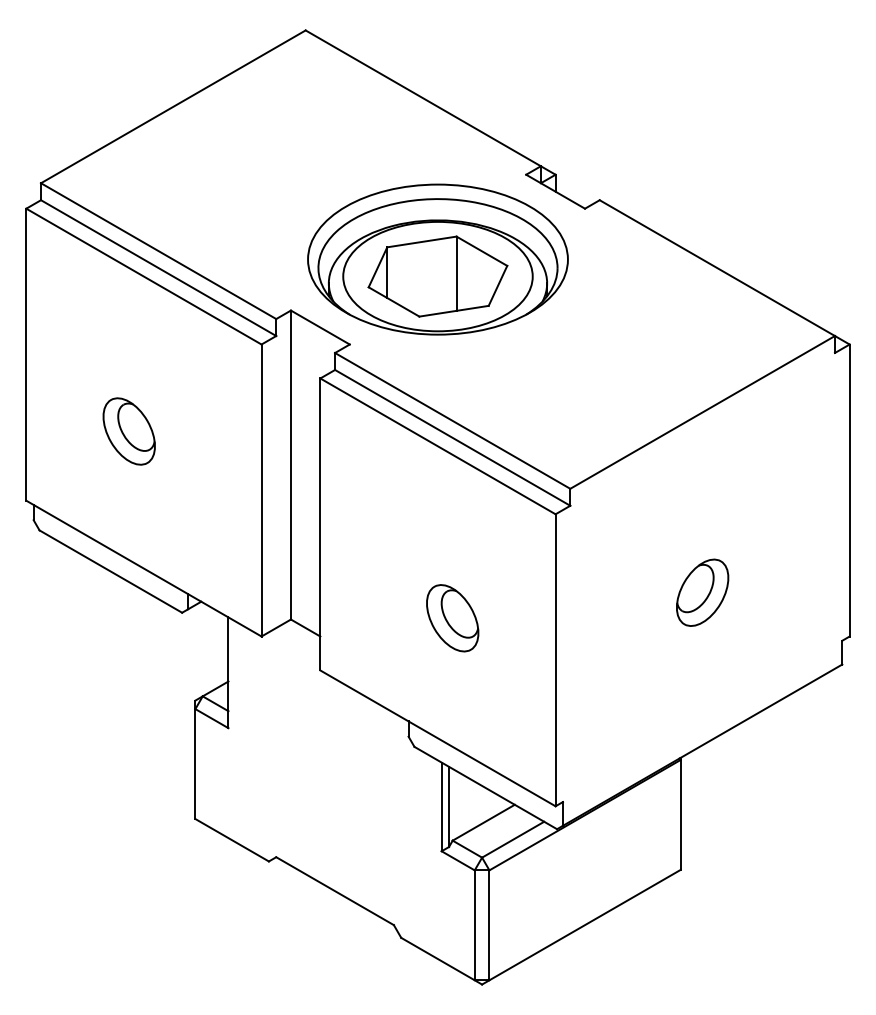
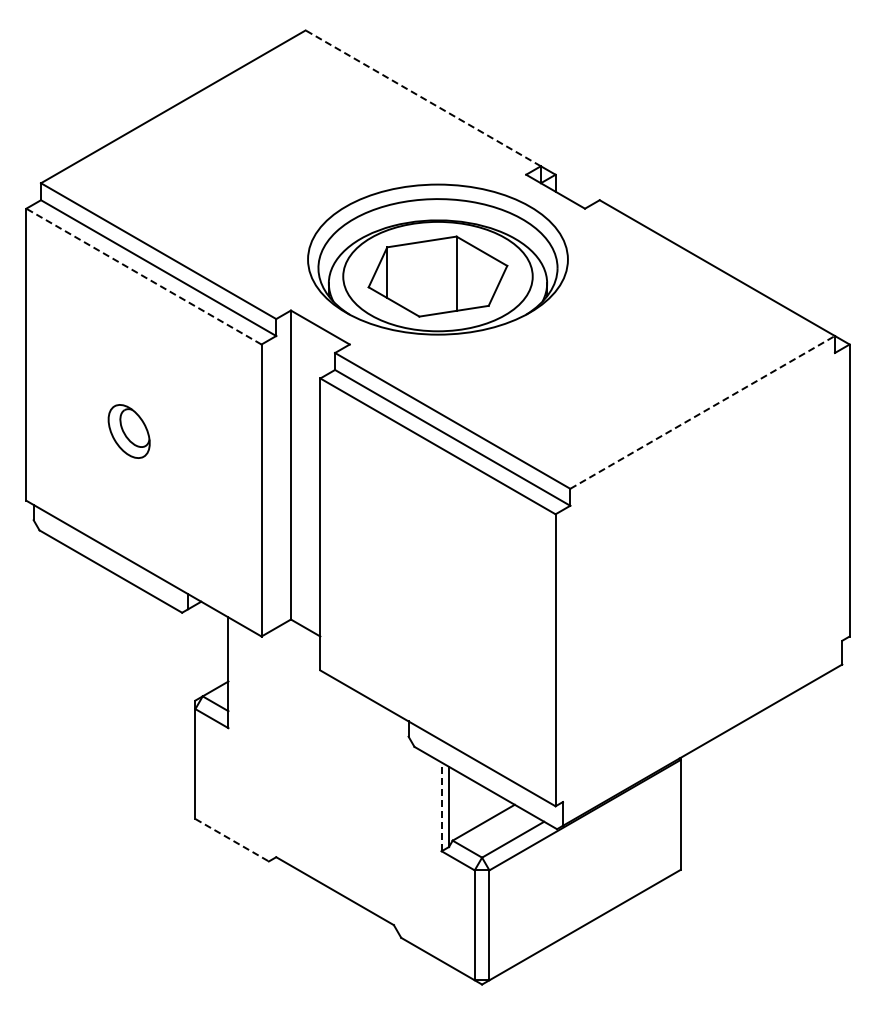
line: solid -> dashed (423, 98)
line: solid -> dashed (143, 276)
line: solid -> dashed (702, 412)
part size: 54x69 px -> 44x55 px (128, 431)
part: present -> none (702, 592)
part: present -> none (452, 618)
line: solid -> dashed (441, 806)
line: solid -> dashed (232, 840)
